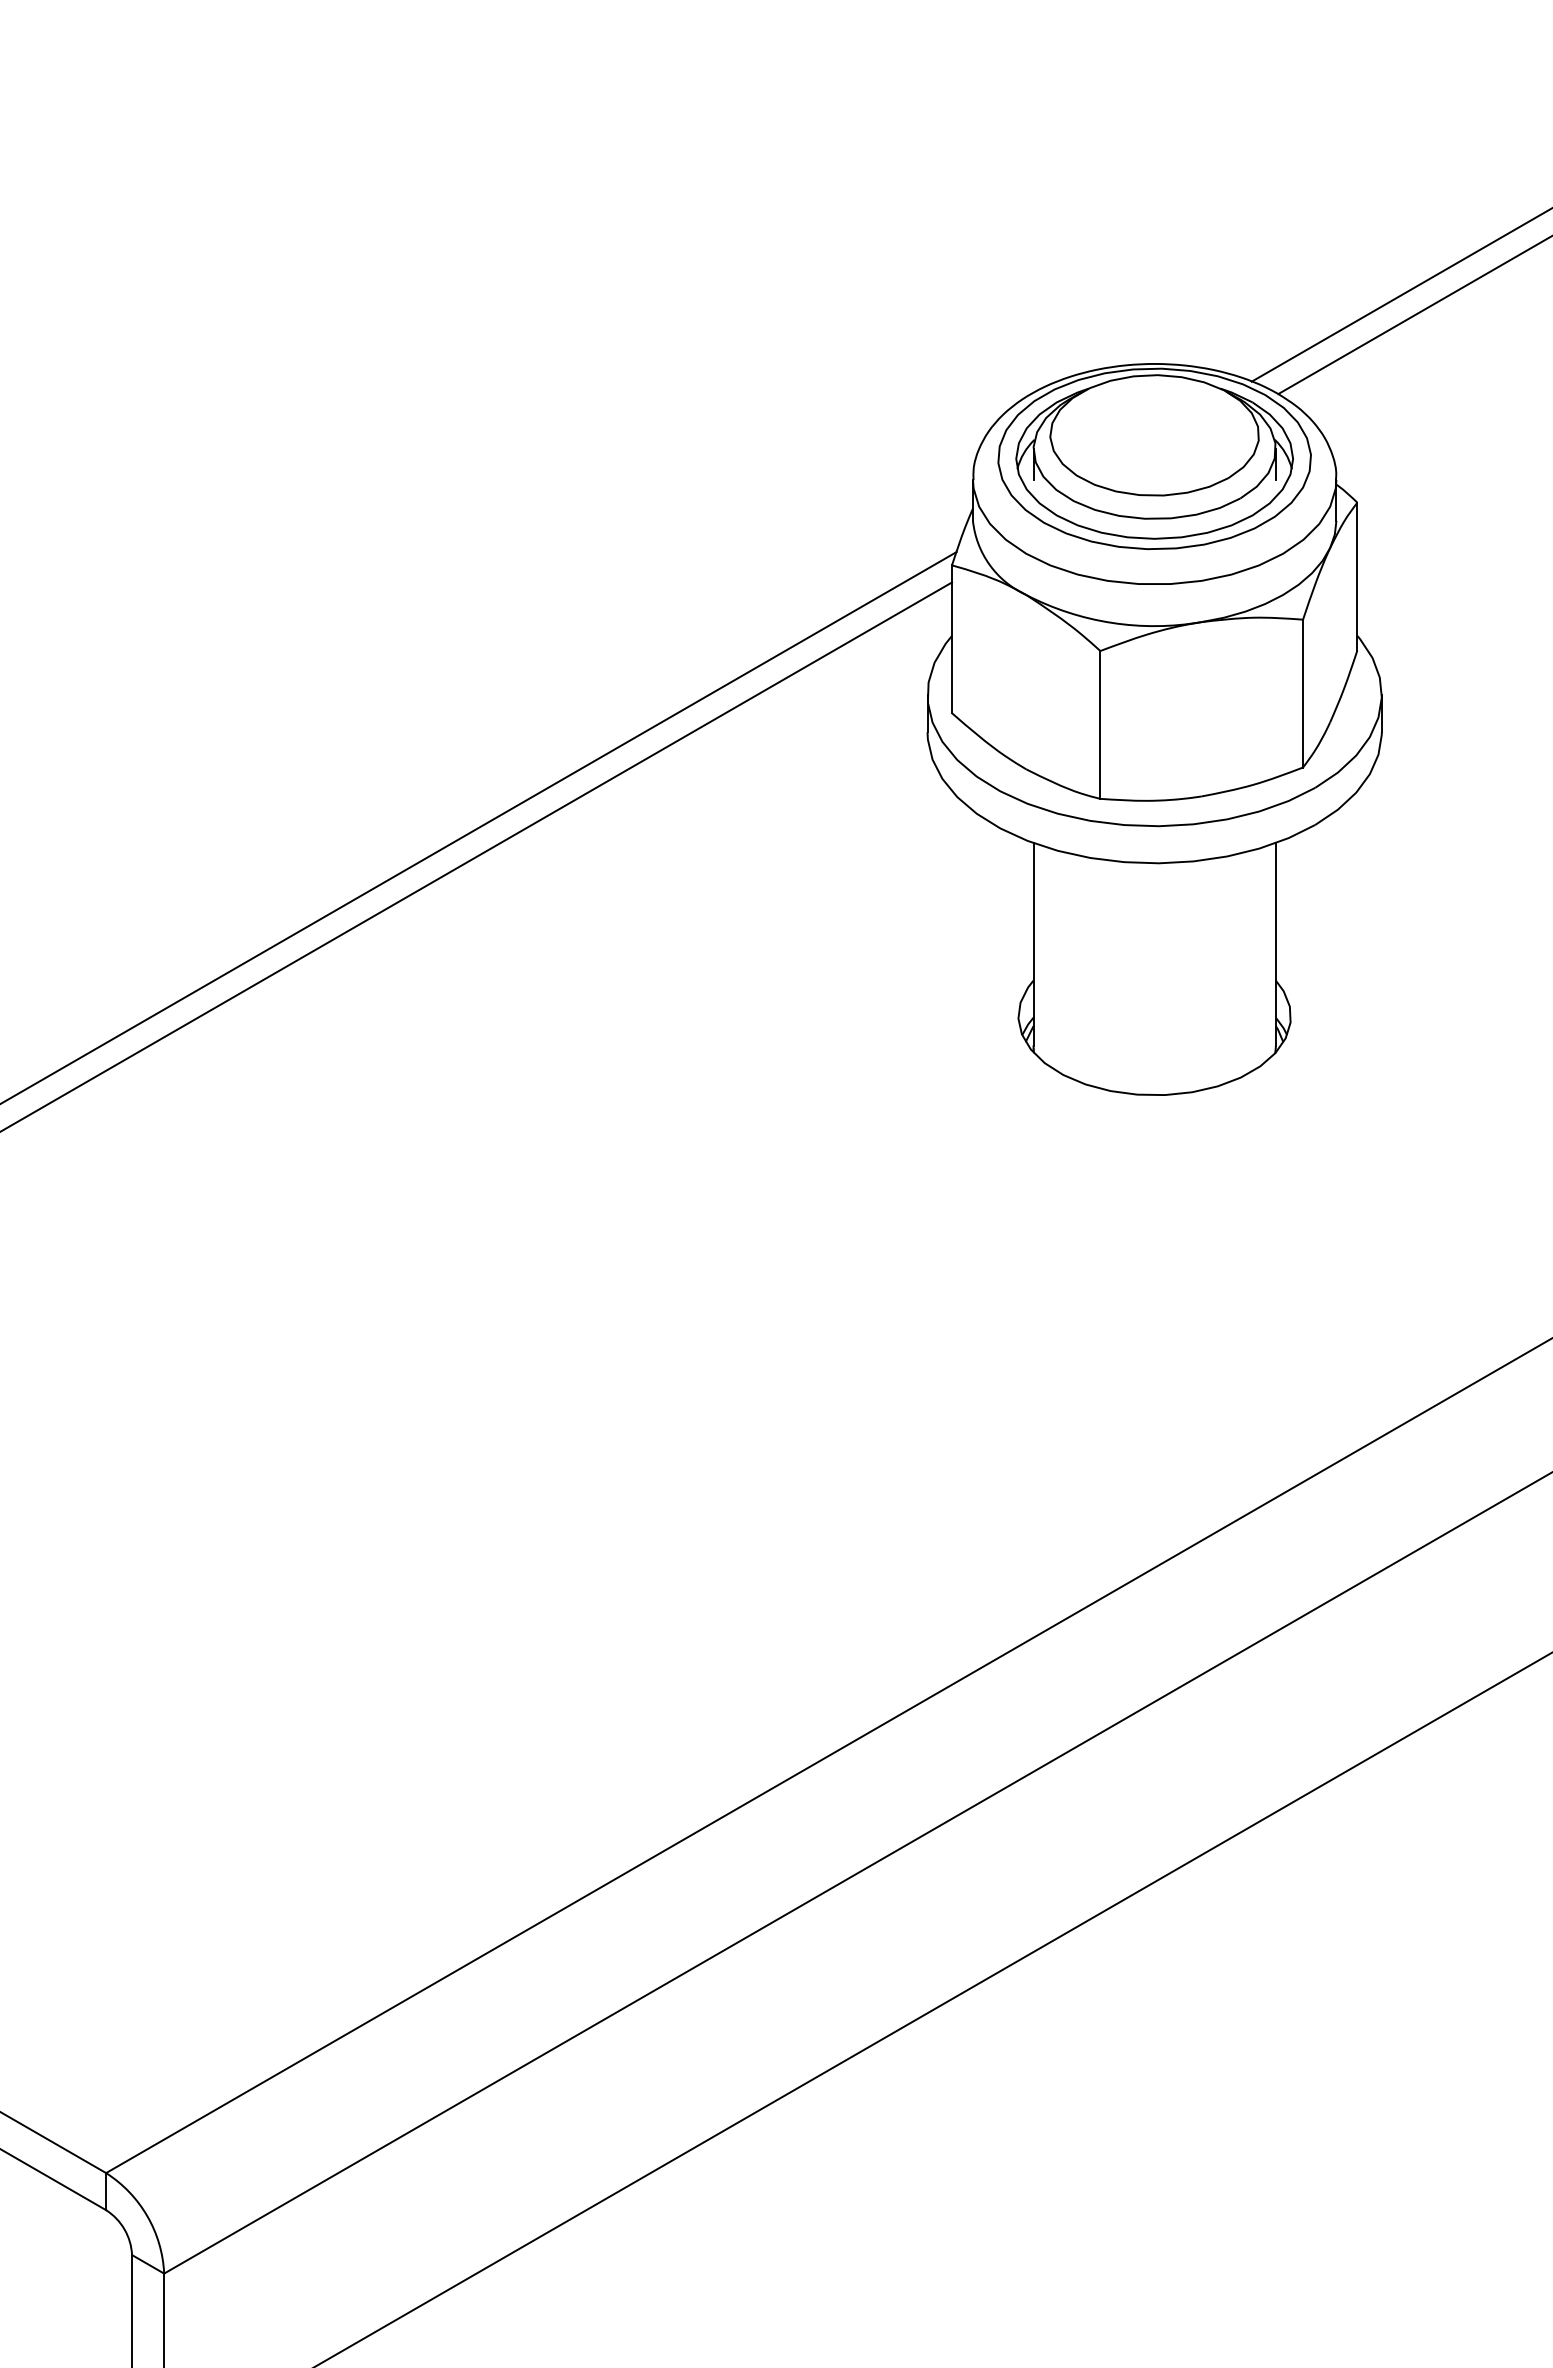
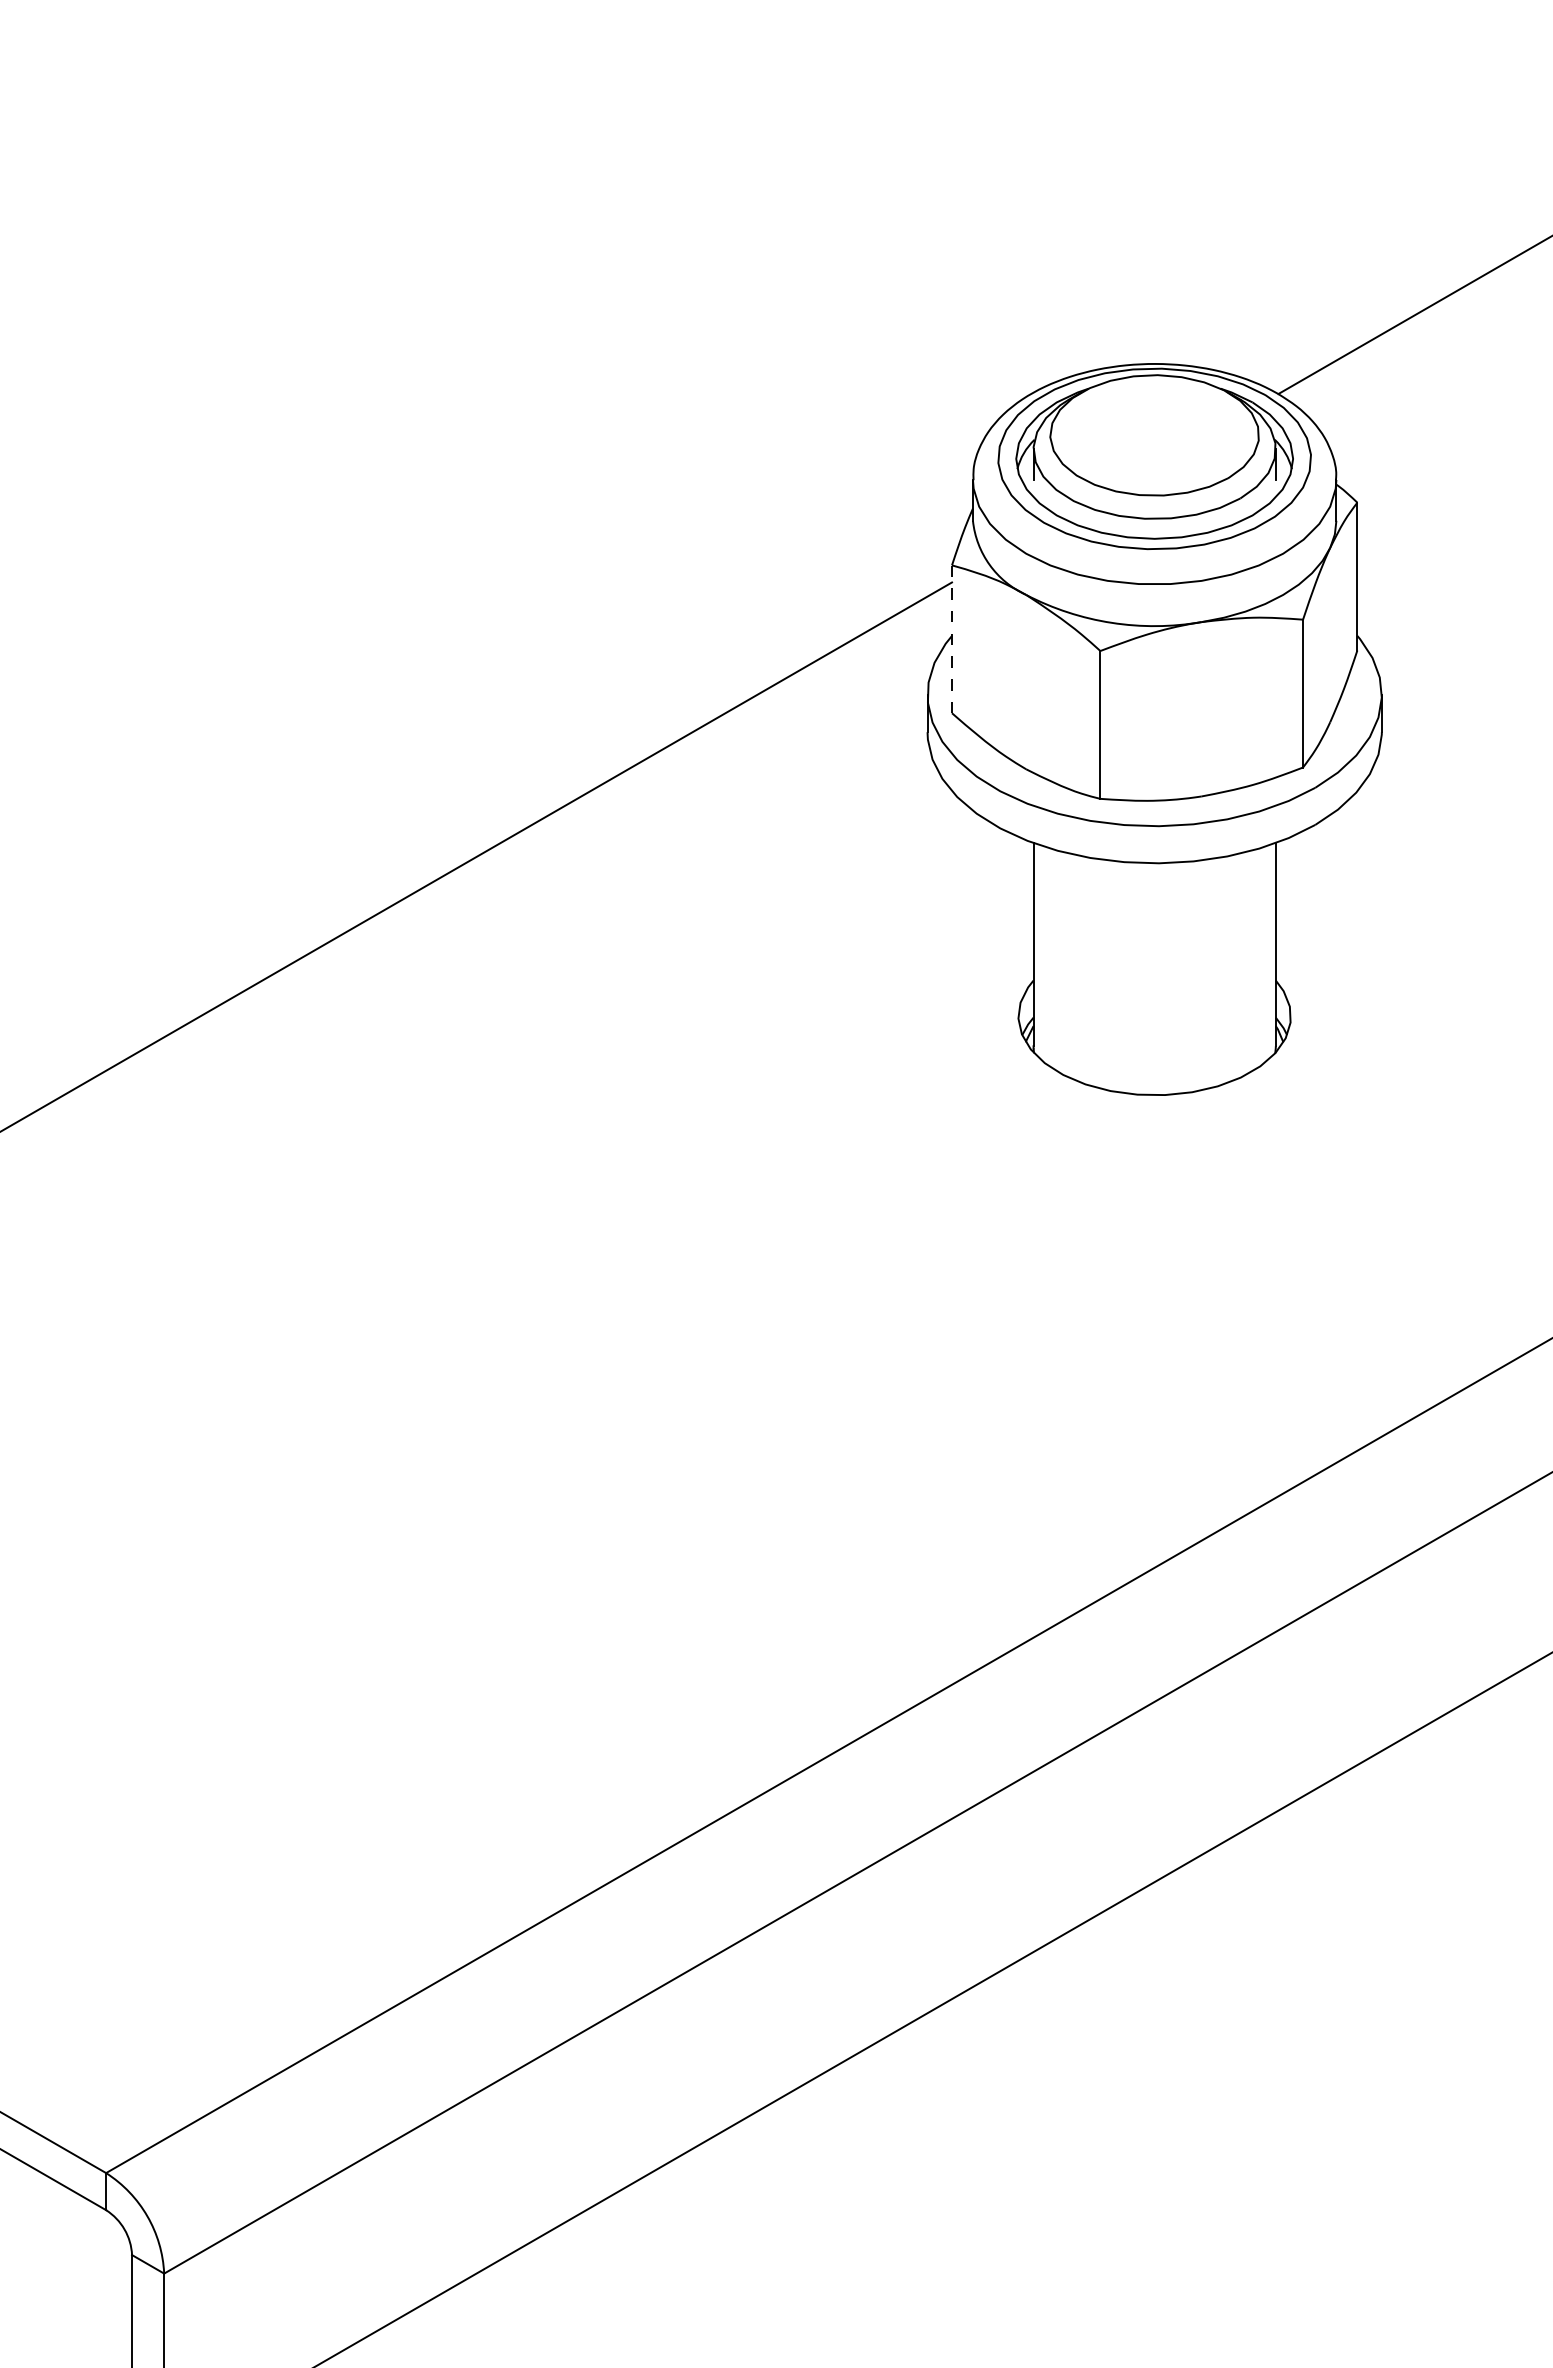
line: present -> none (1400, 295)
line: solid -> dashed (952, 639)
line: present -> none (479, 827)
